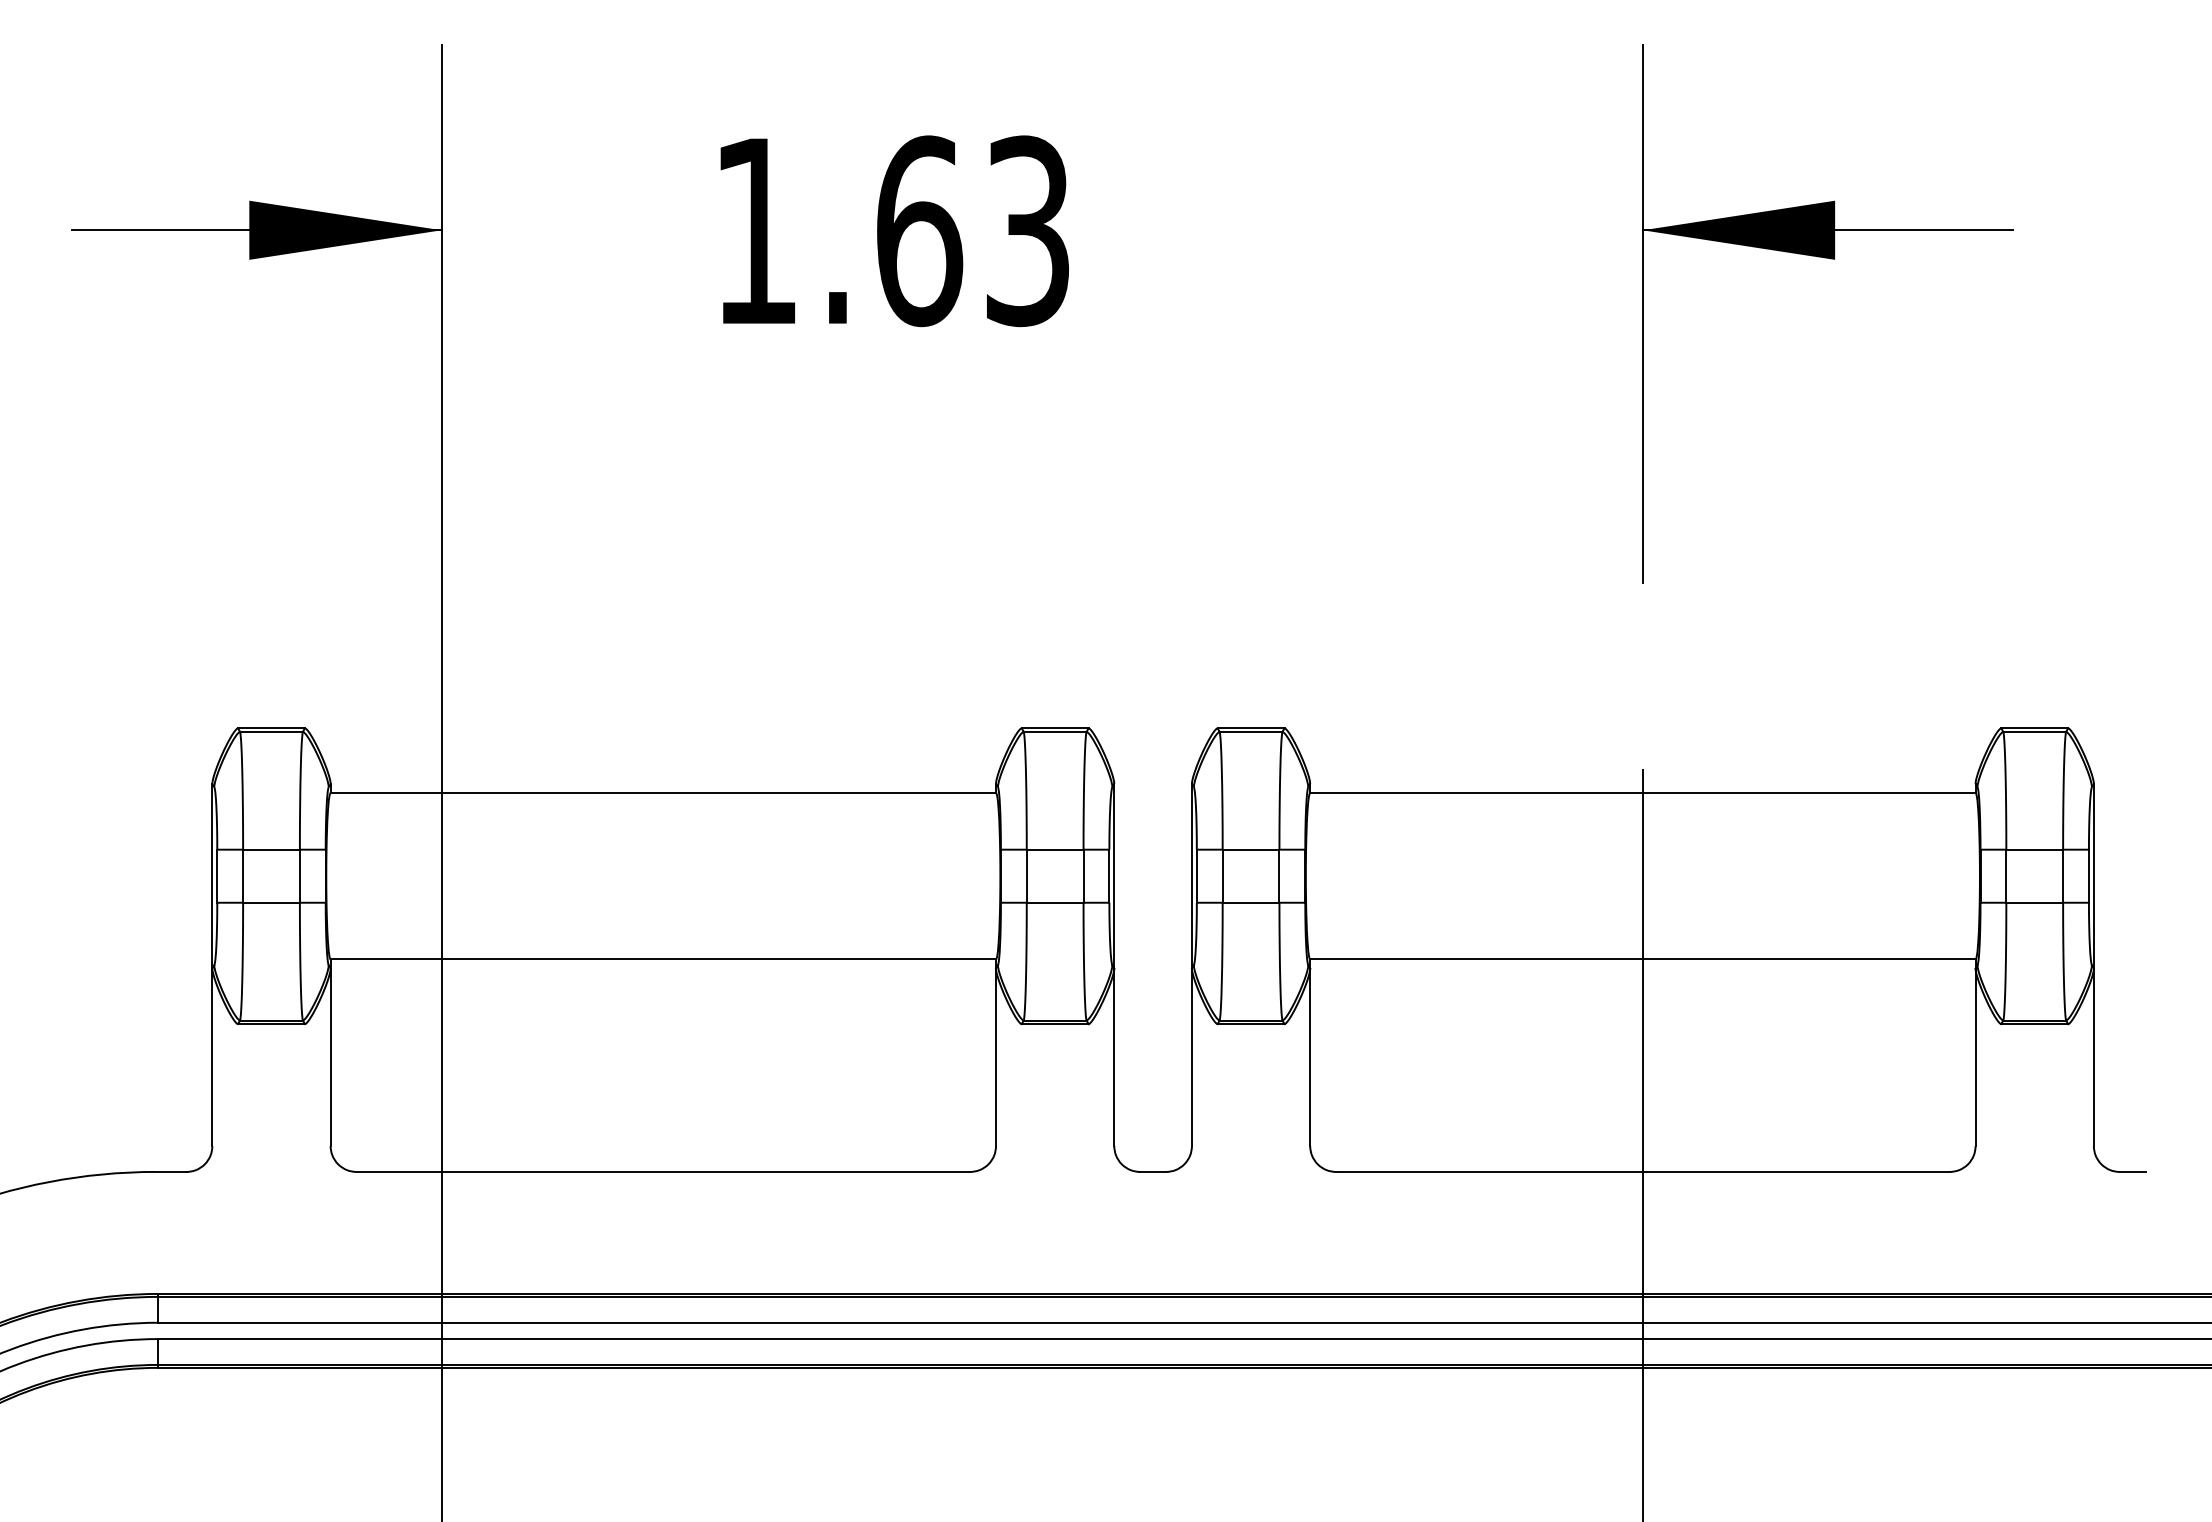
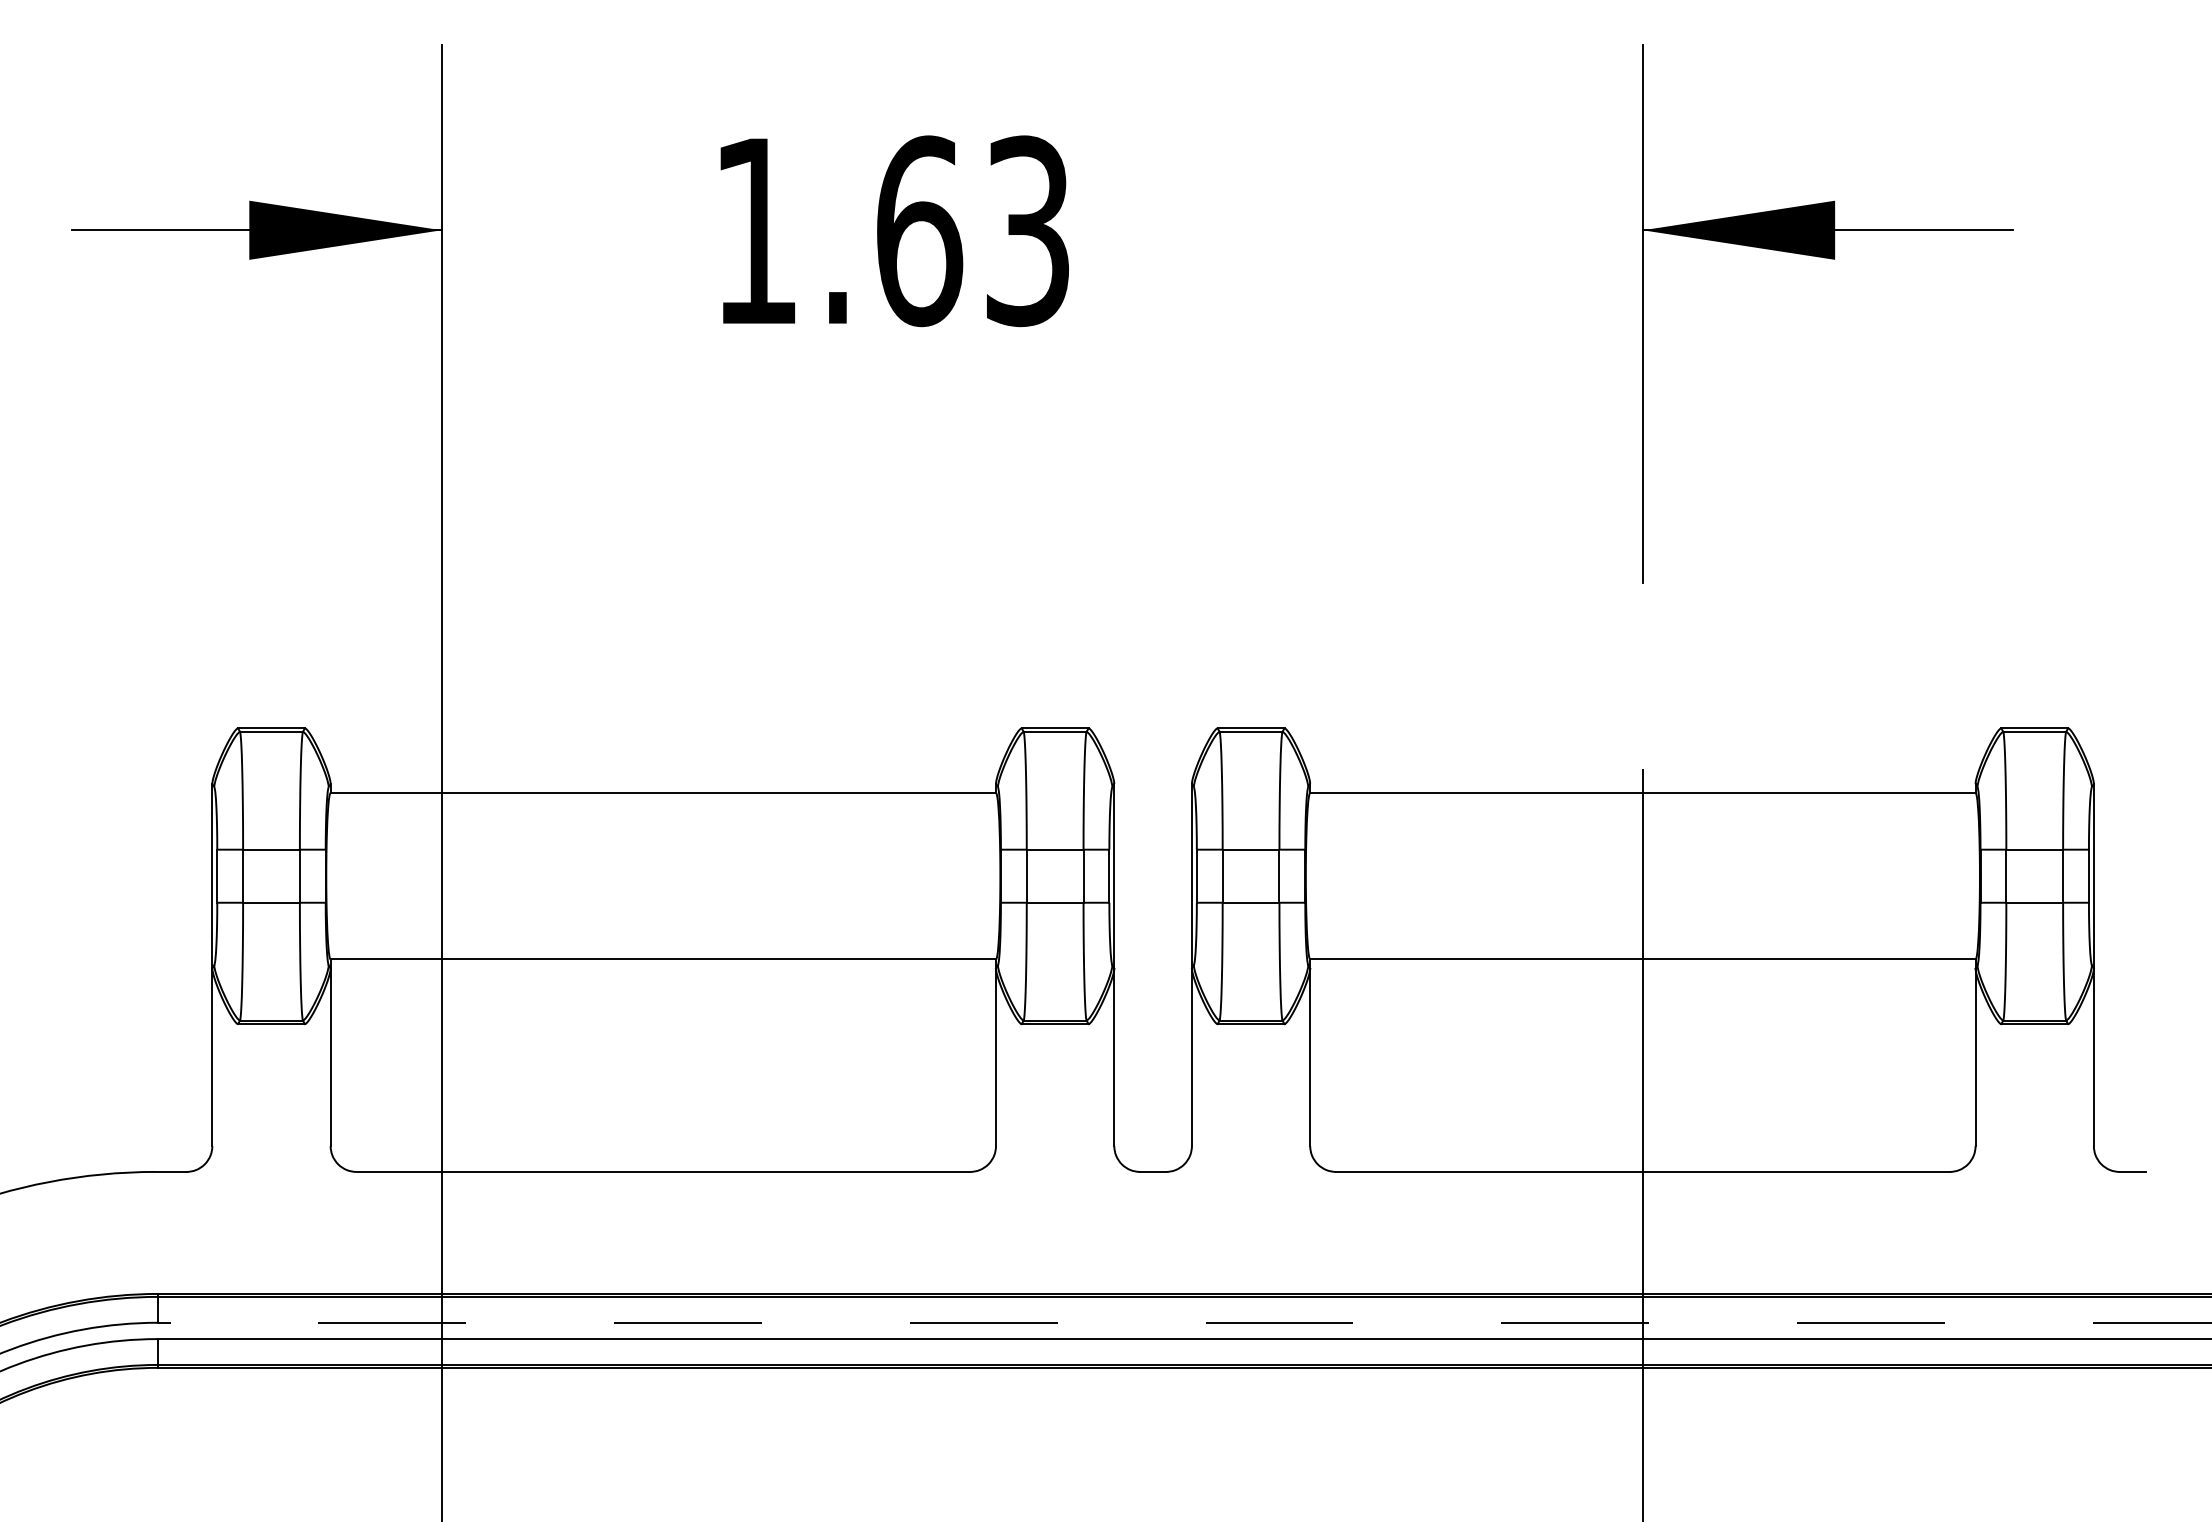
line: solid -> dashed (1184, 1322)
